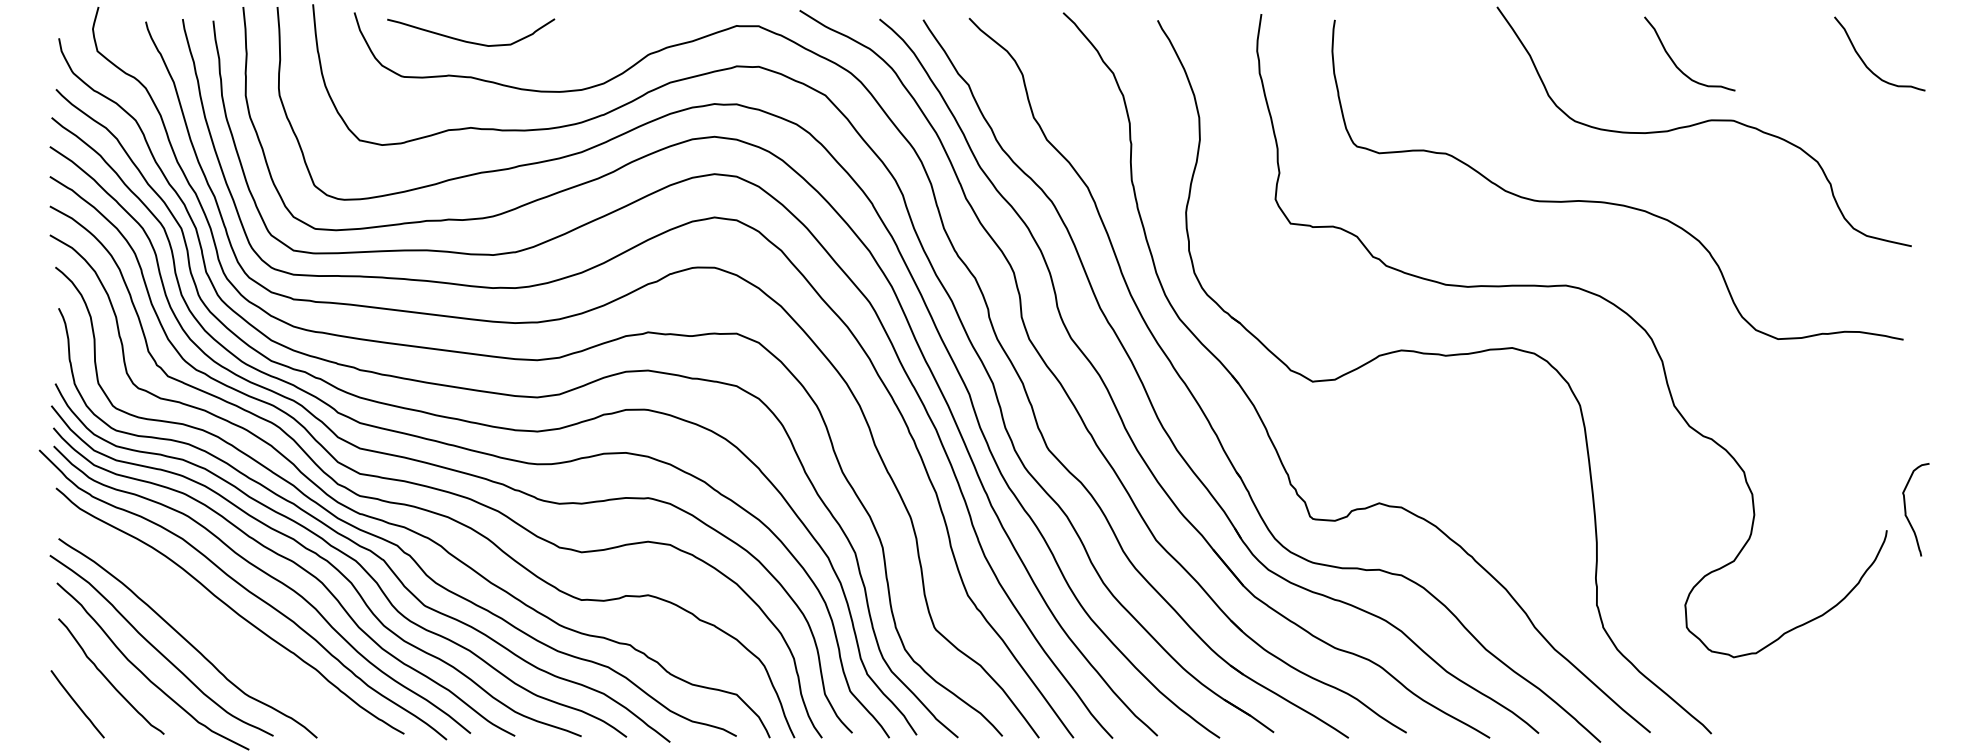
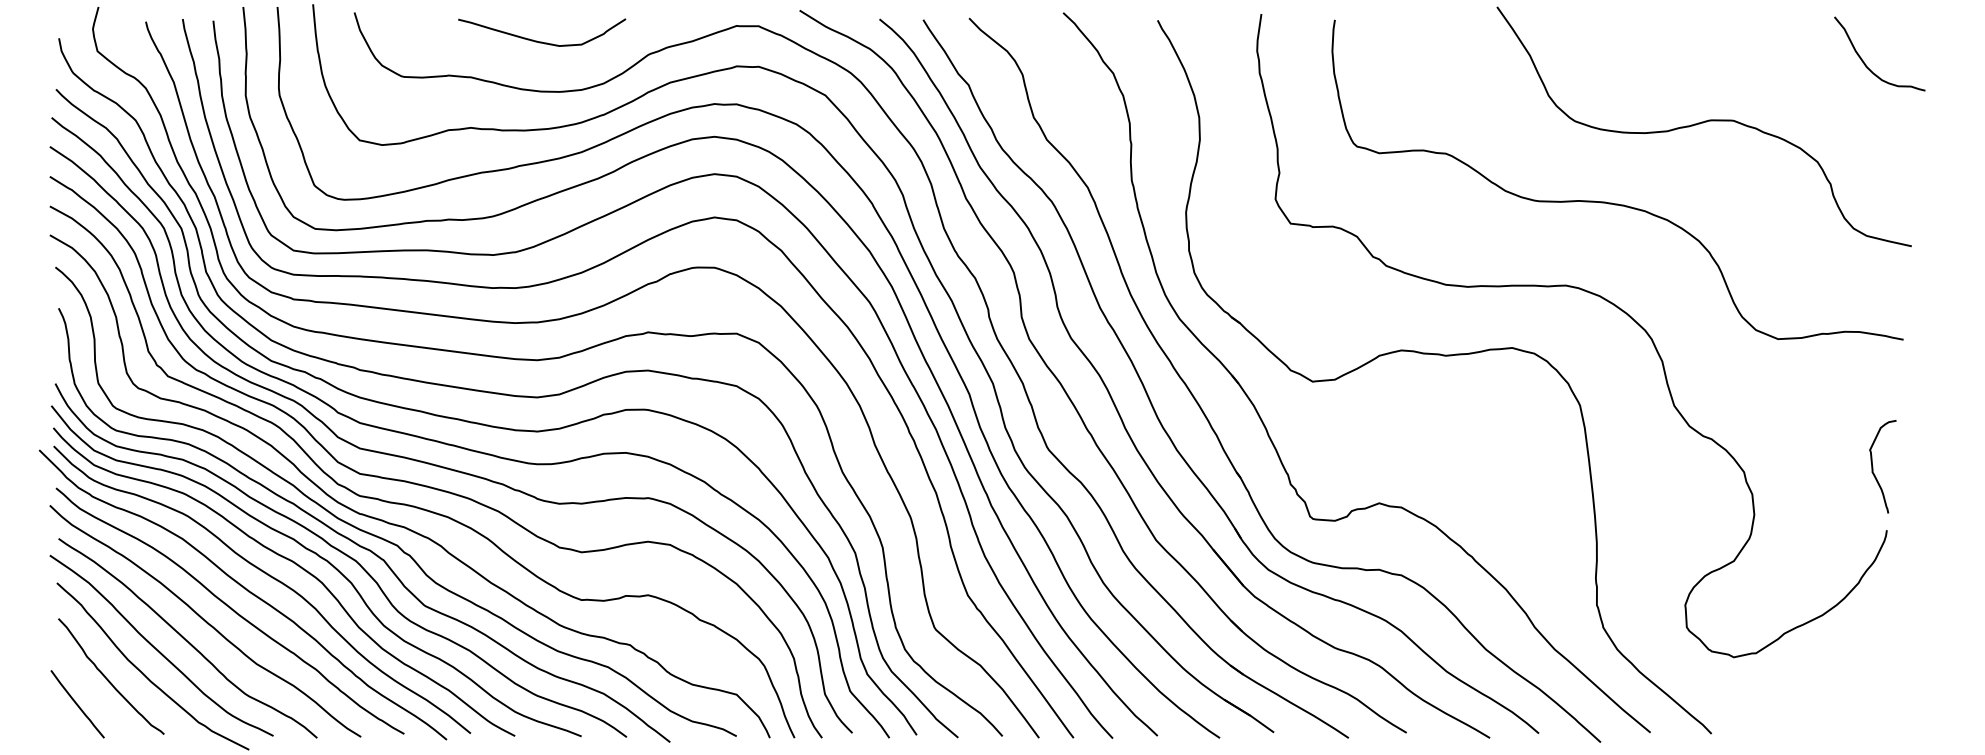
curve position: (471, 41) -> (542, 41) (542, 41)
curve: present -> none (1674, 61)
curve position: (1906, 509) -> (1873, 466) (1873, 466)
curve: none -> present (205, 621)
